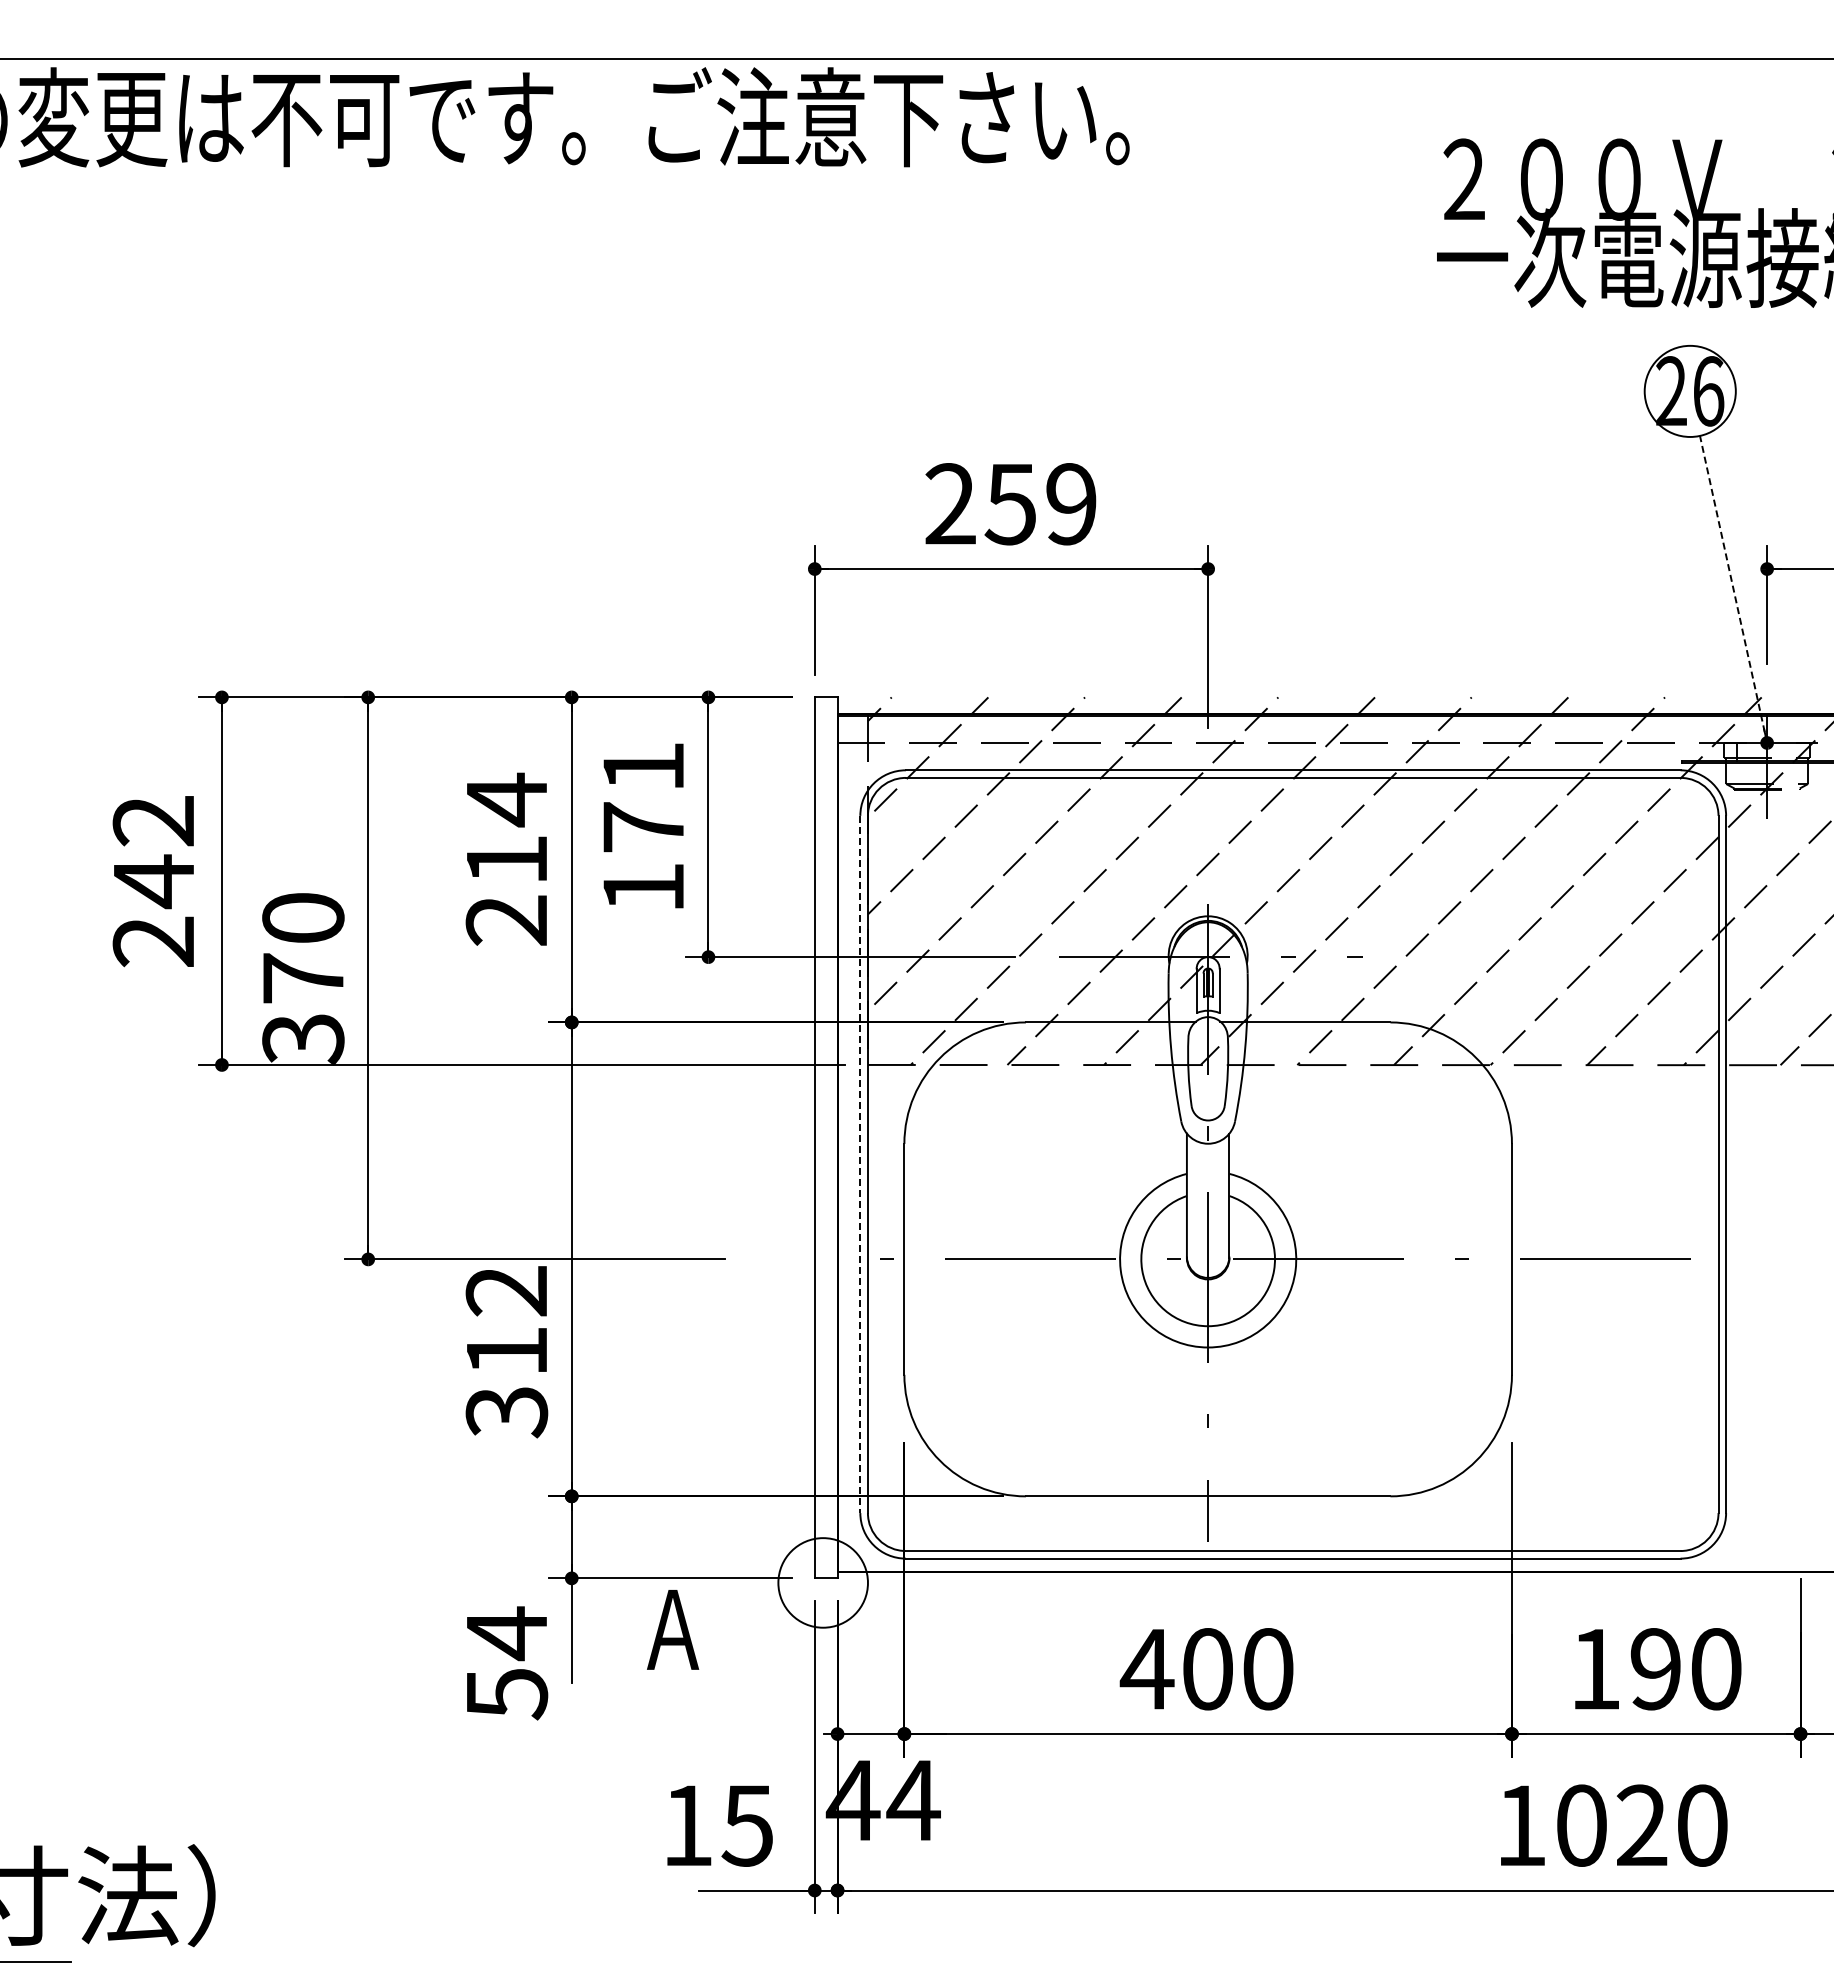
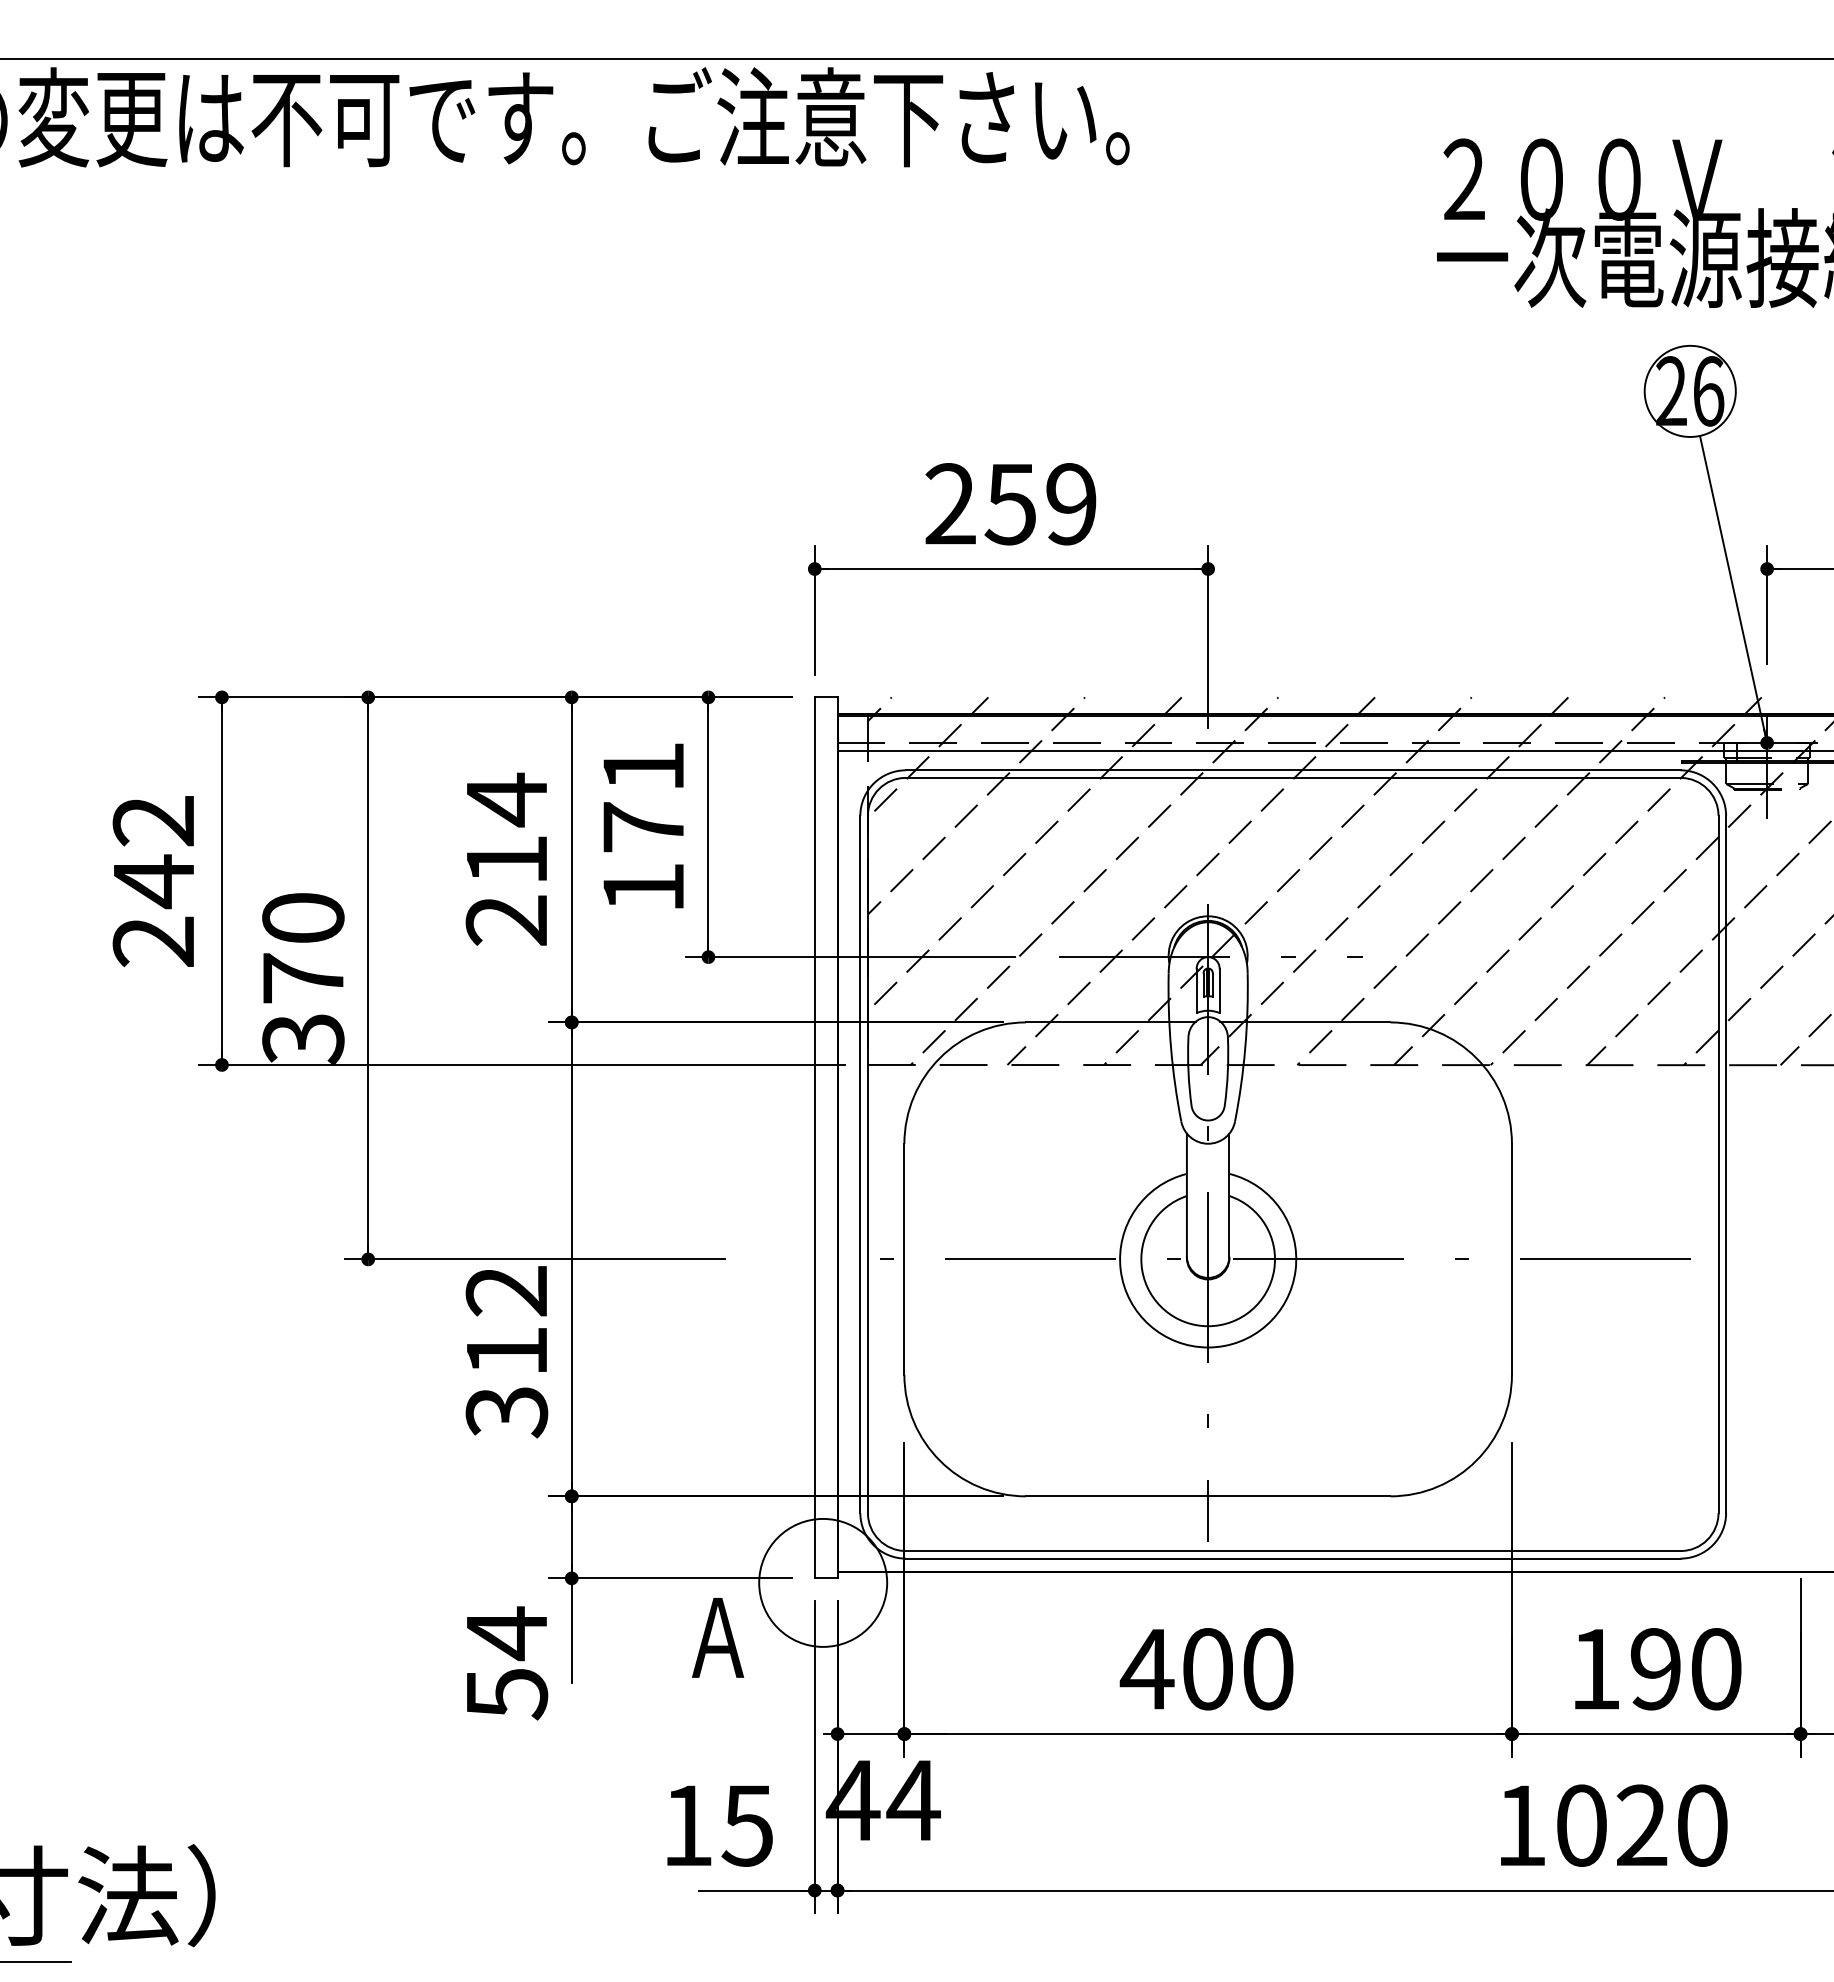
line: dashed -> solid (1733, 588)
line: none -> present (1333, 750)
line: dashed -> solid (860, 1164)
circle diameter: 90 px -> 128 px (823, 1582)
text position: (673, 1629) -> (718, 1637) (718, 1637)
